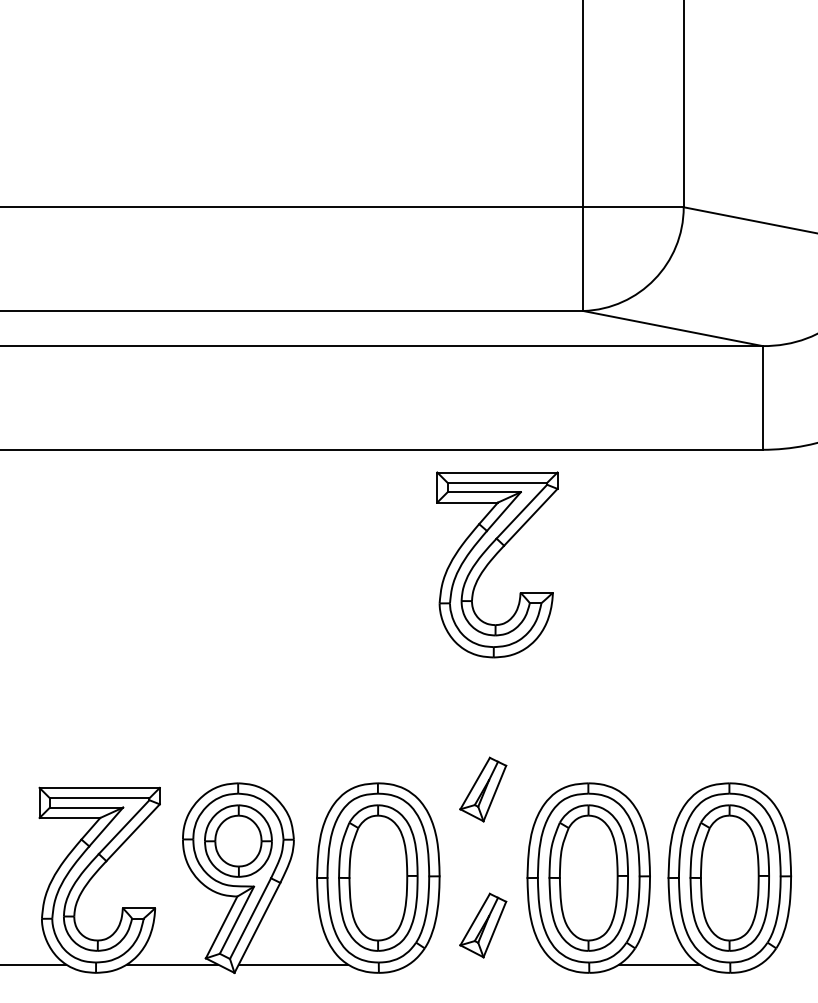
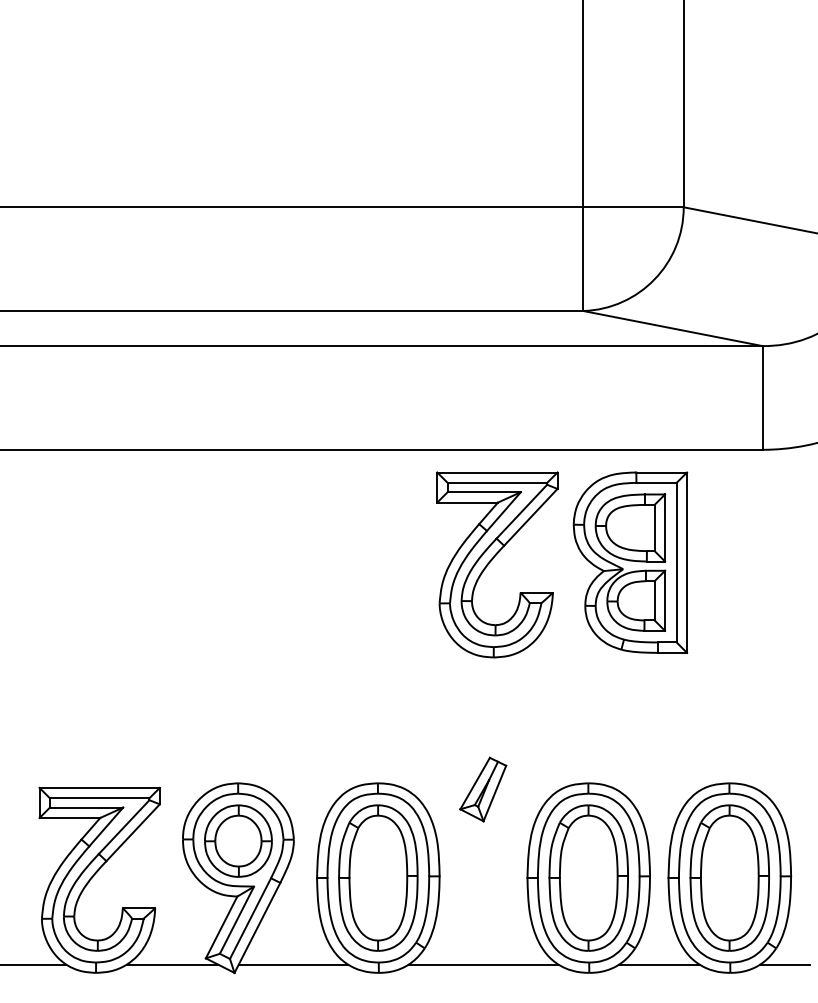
part: none -> present (630, 562)
part: present -> none (483, 925)
line: none -> present (483, 964)
line: none -> present (784, 964)
